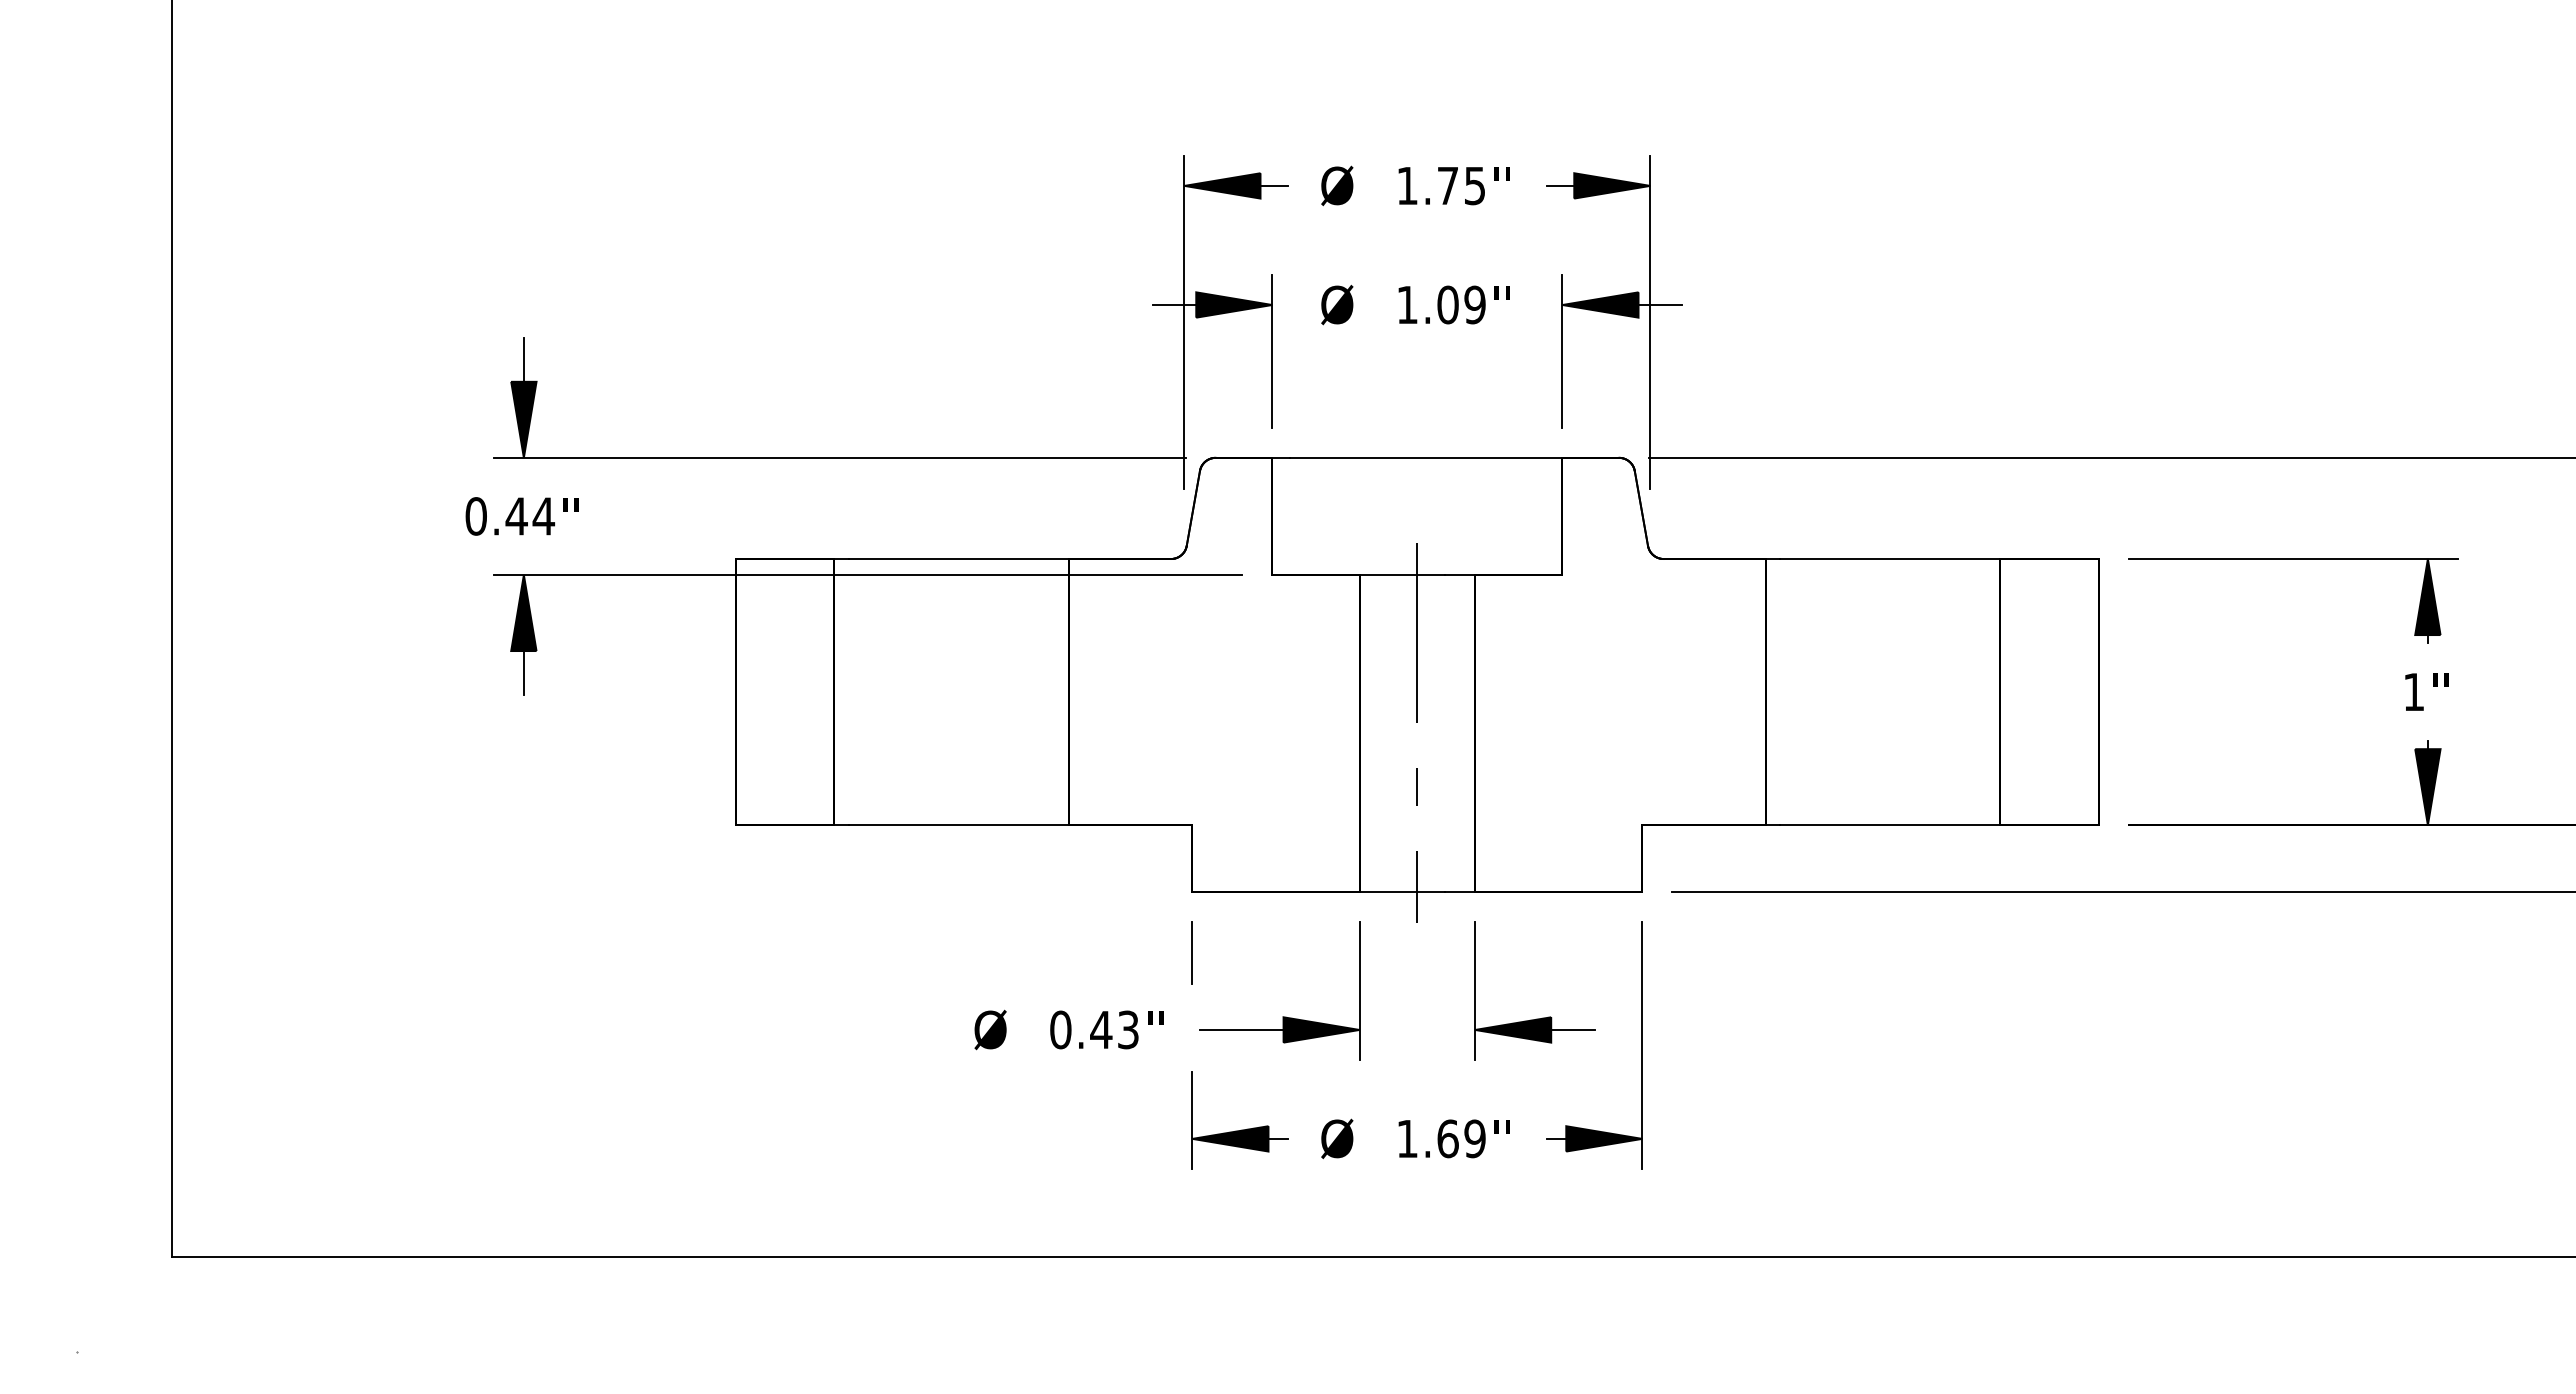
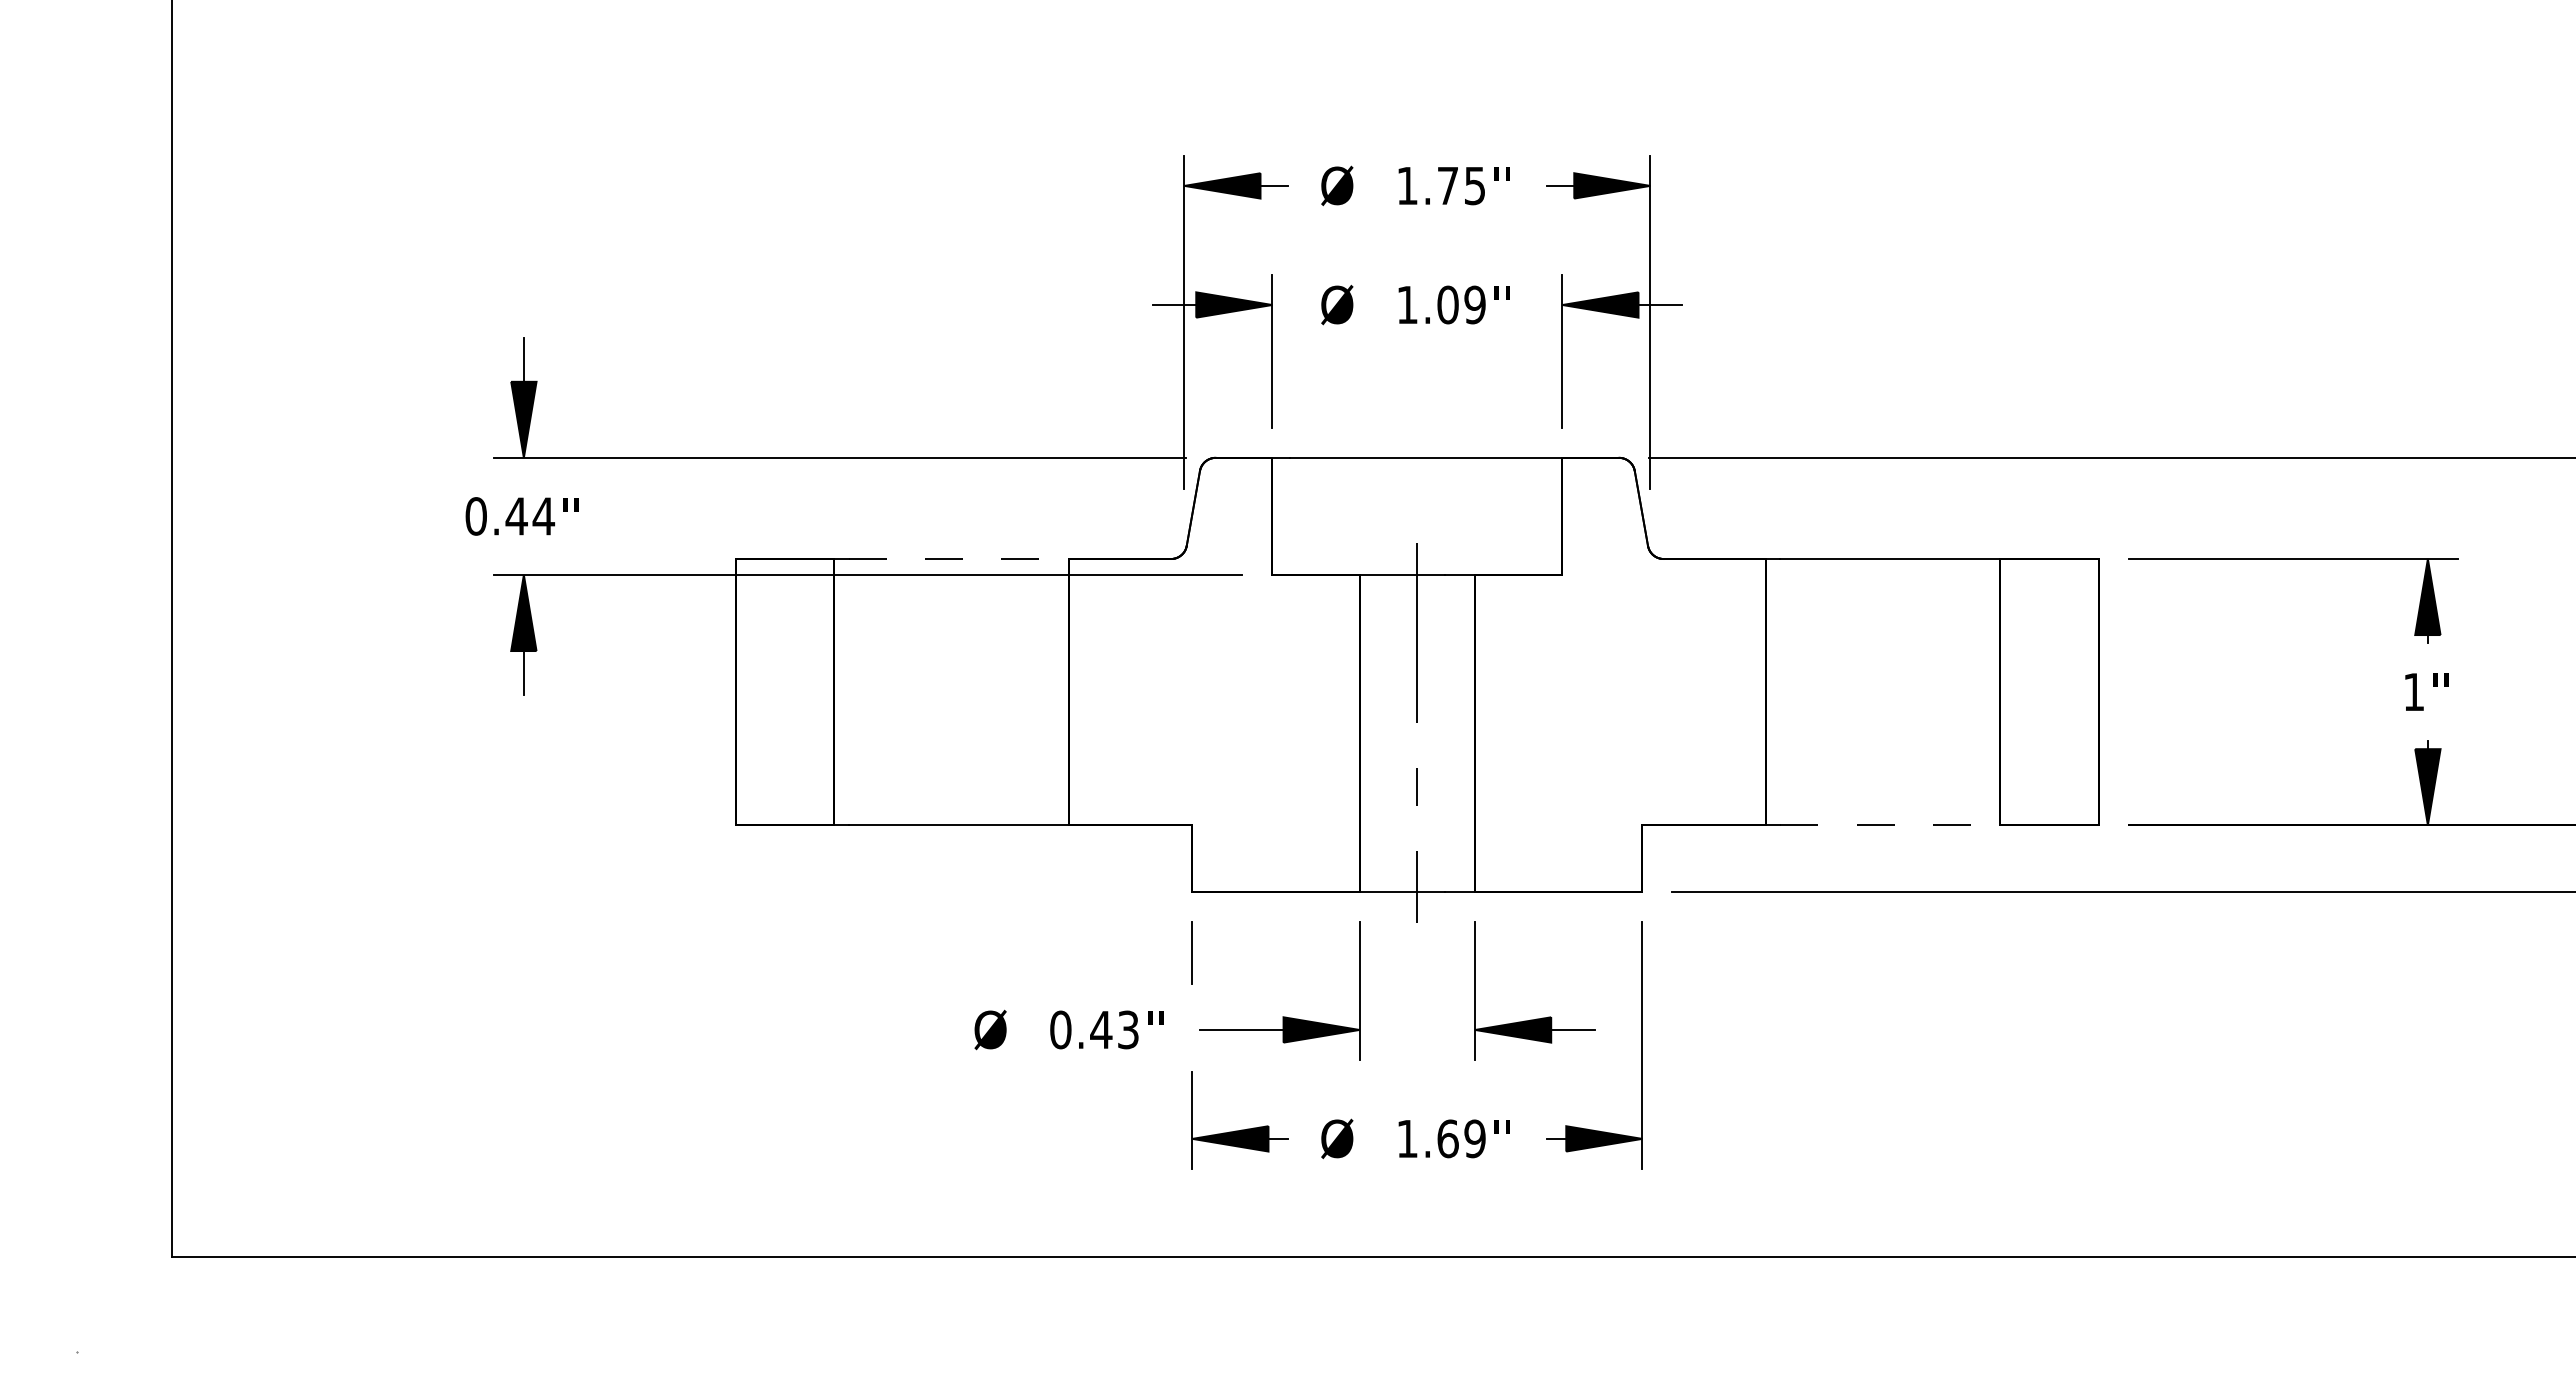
line: solid -> dashed (958, 559)
line: solid -> dashed (1890, 825)
